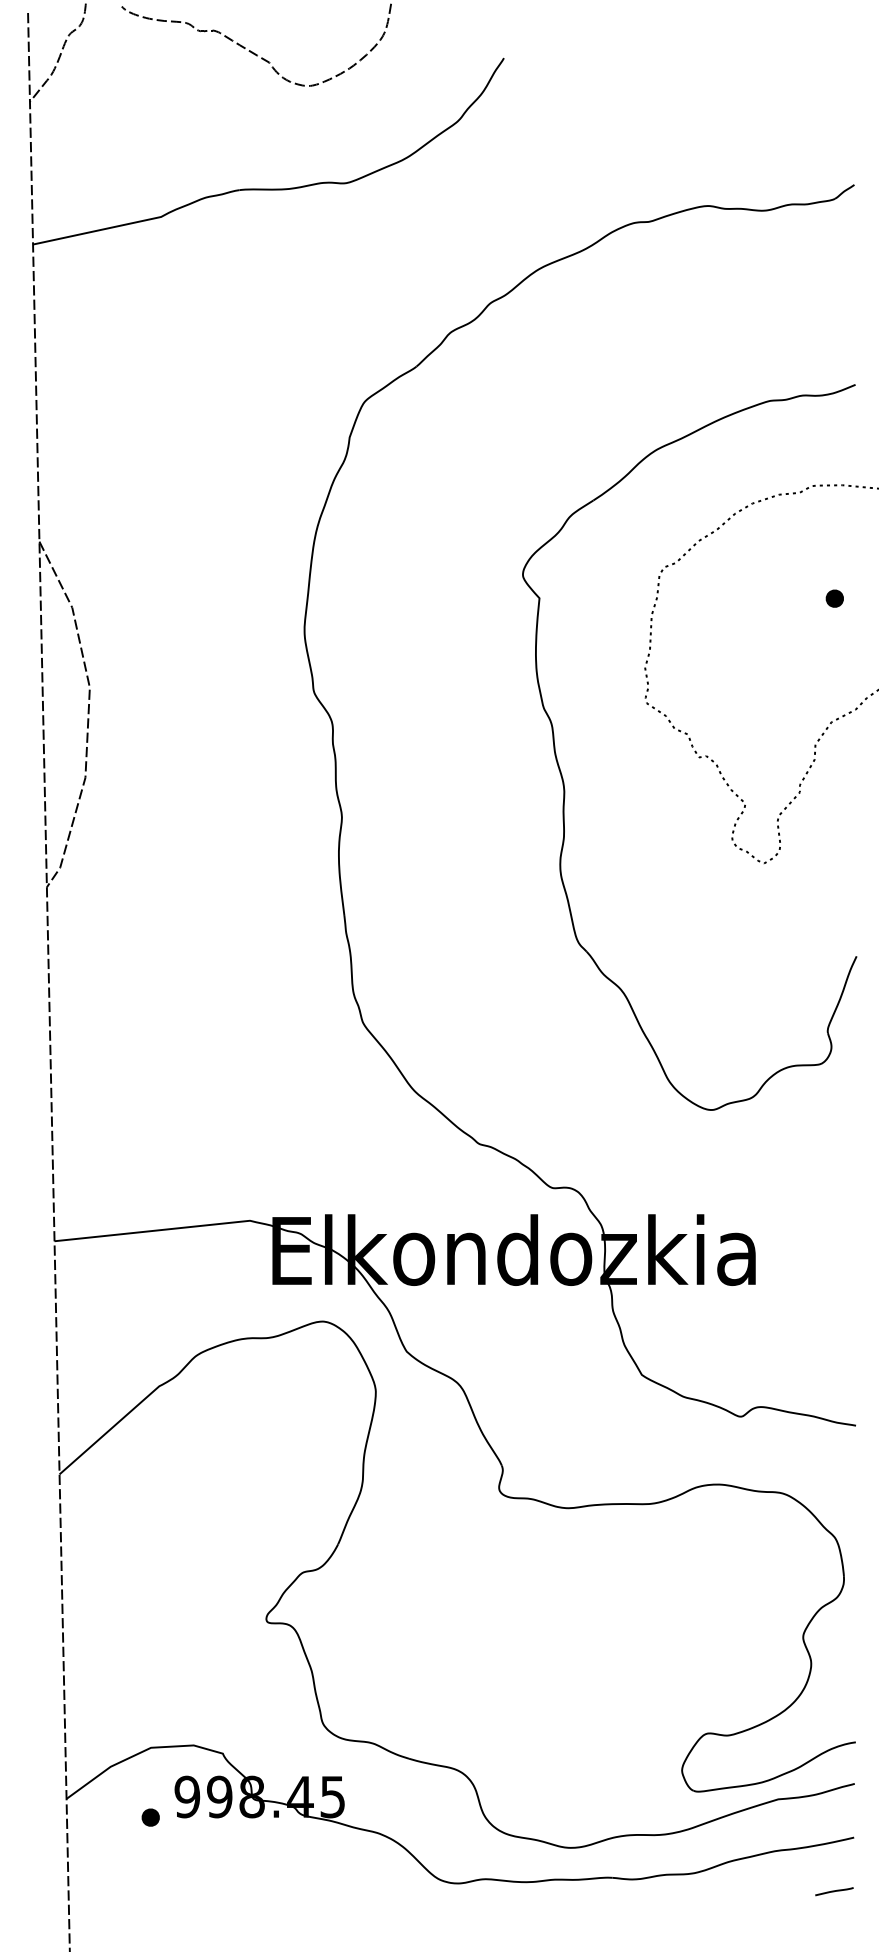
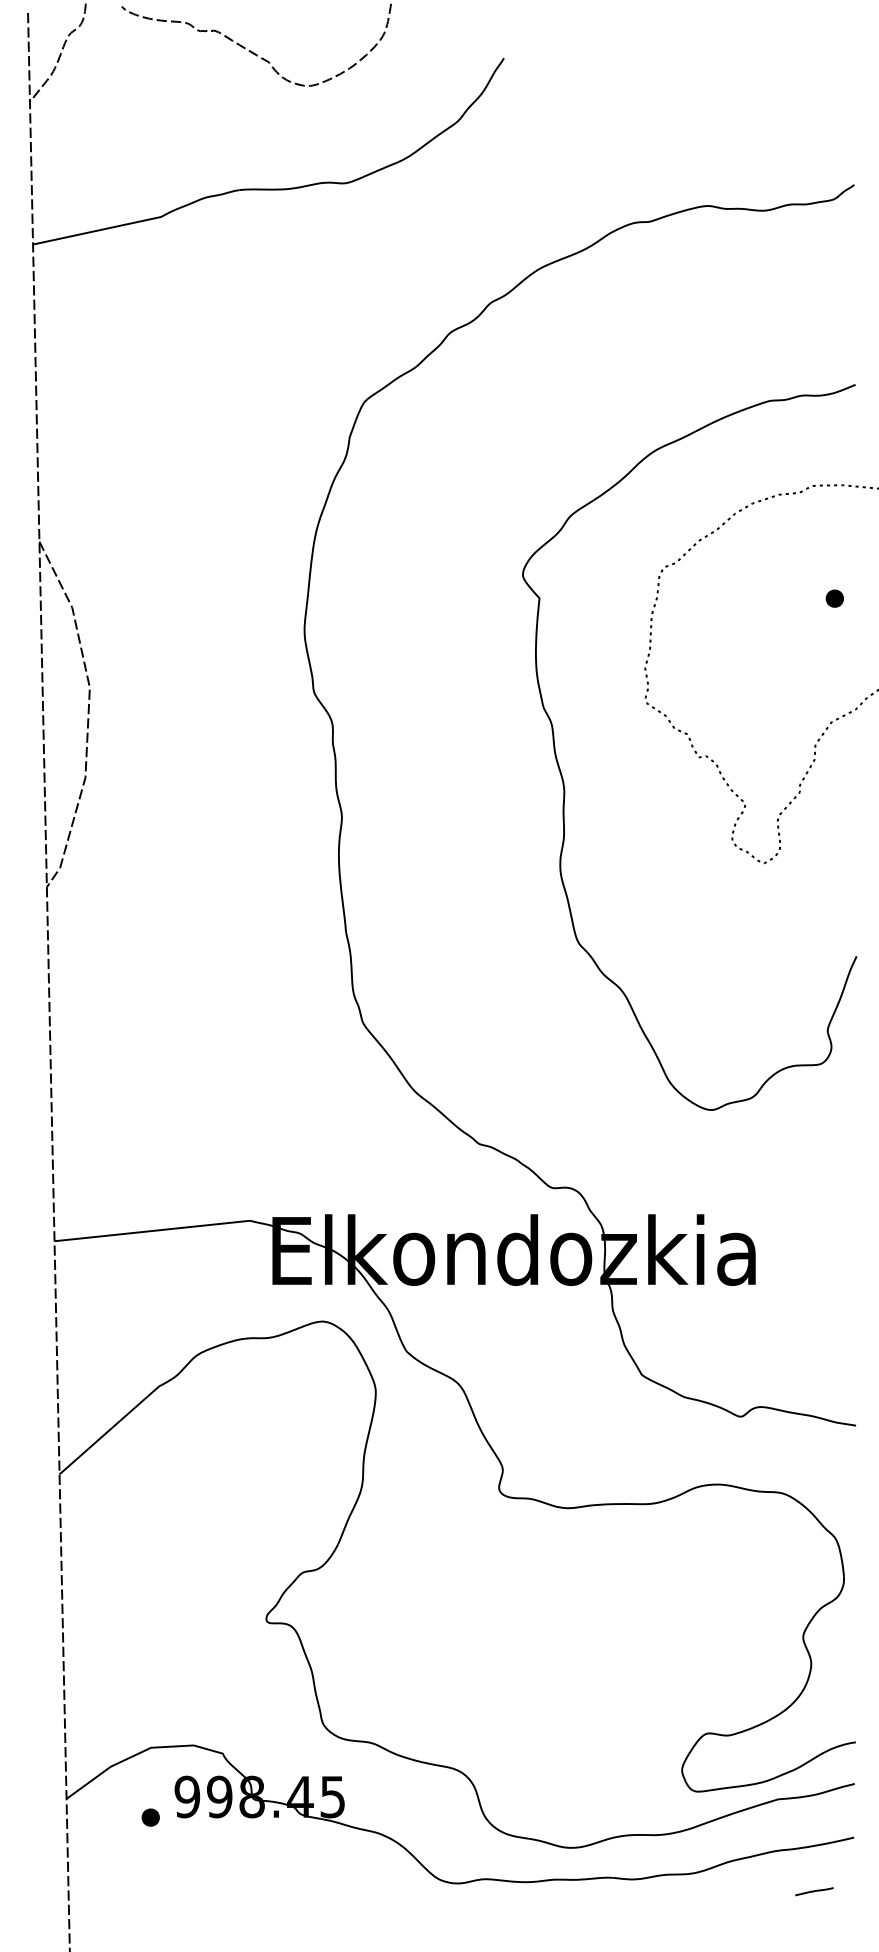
line position: (834, 1891) -> (814, 1891) (814, 1891)
